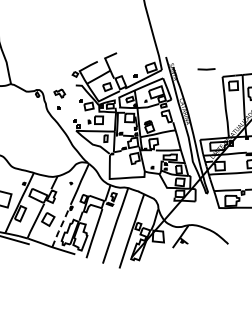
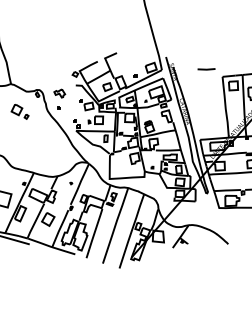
part: none -> present (19, 111)
line: dashed -> solid (60, 228)
